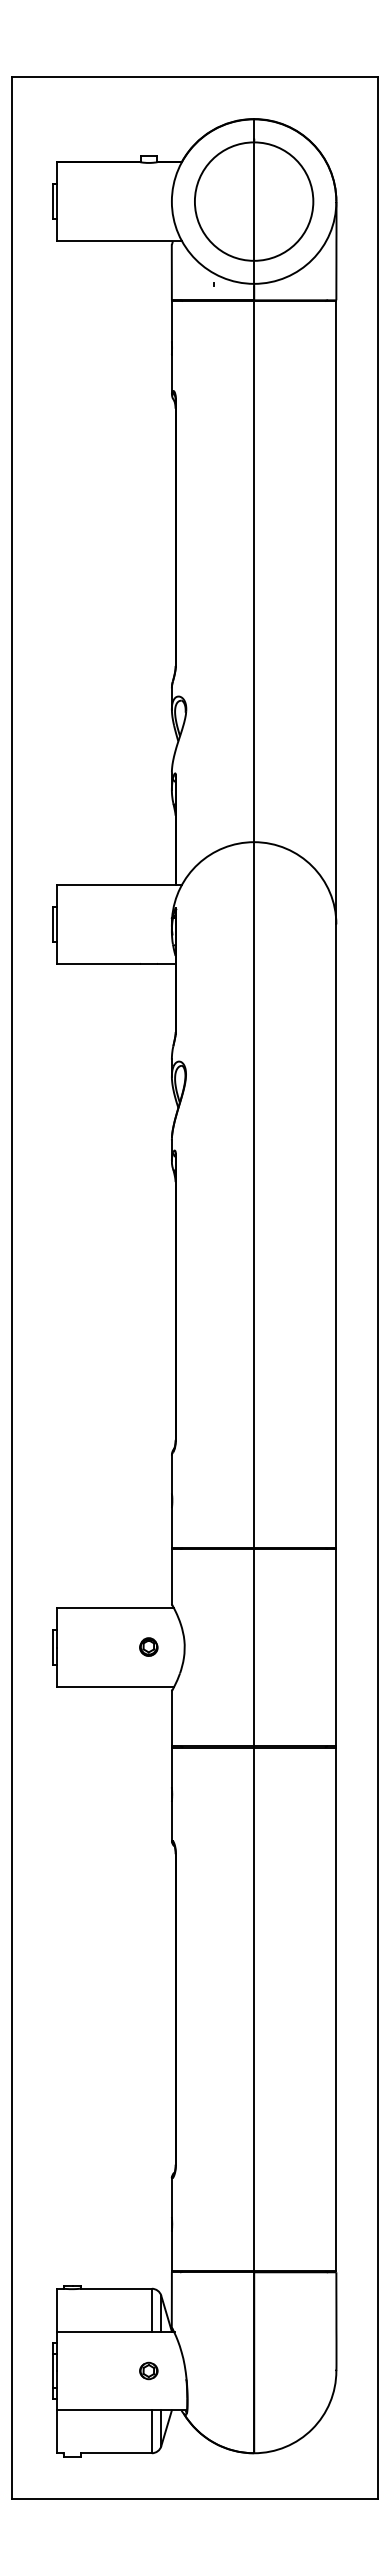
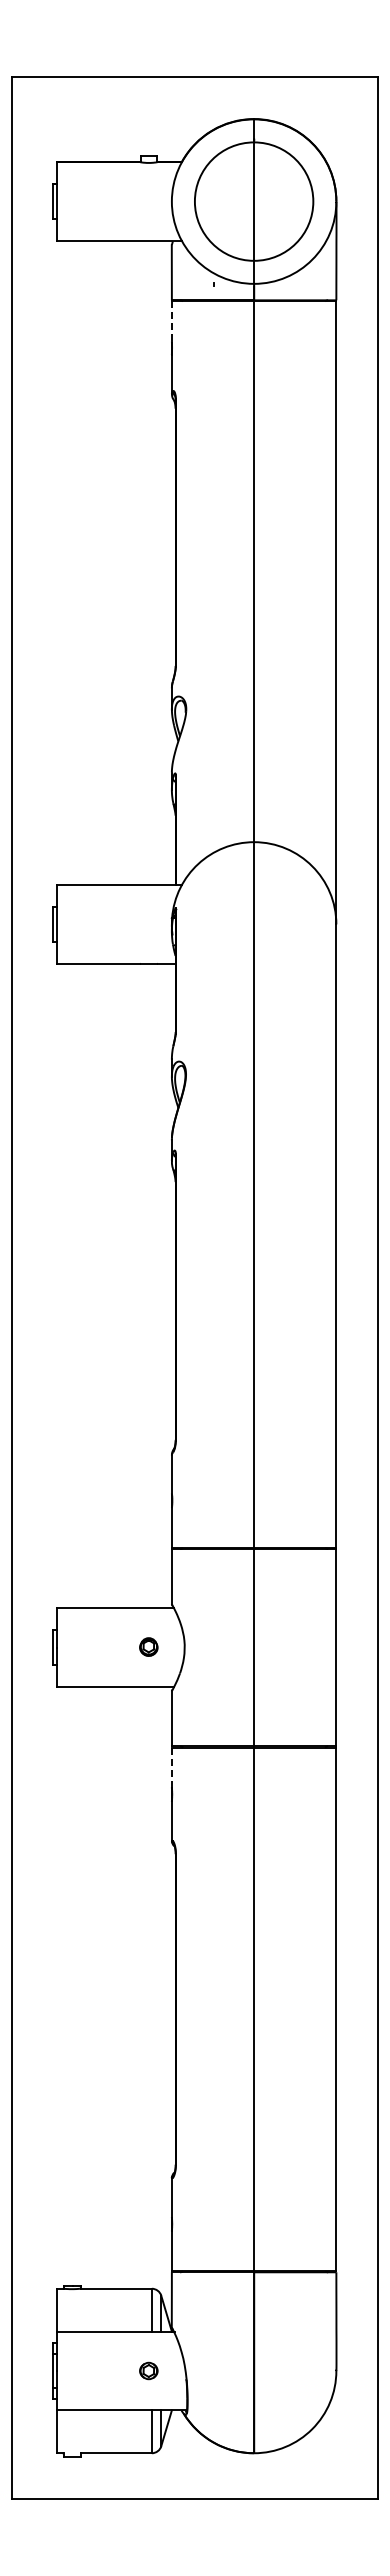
line: solid -> dashed (171, 322)
line: solid -> dashed (171, 1768)
